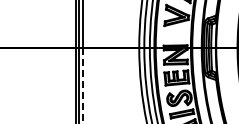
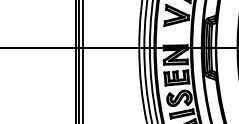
line: dashed -> solid (83, 85)
